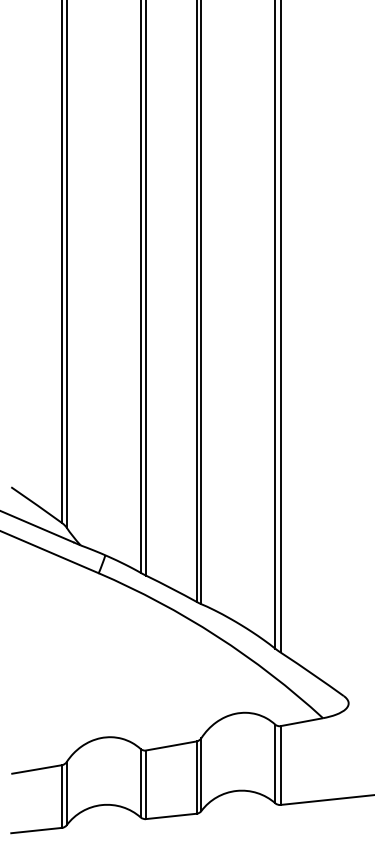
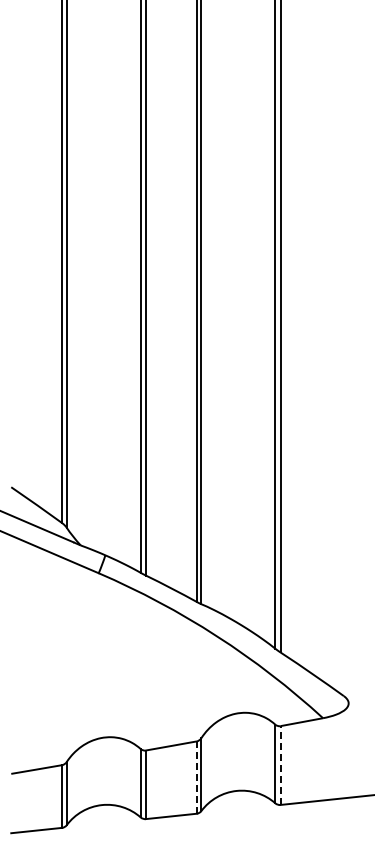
line: solid -> dashed (280, 765)
line: solid -> dashed (196, 777)
